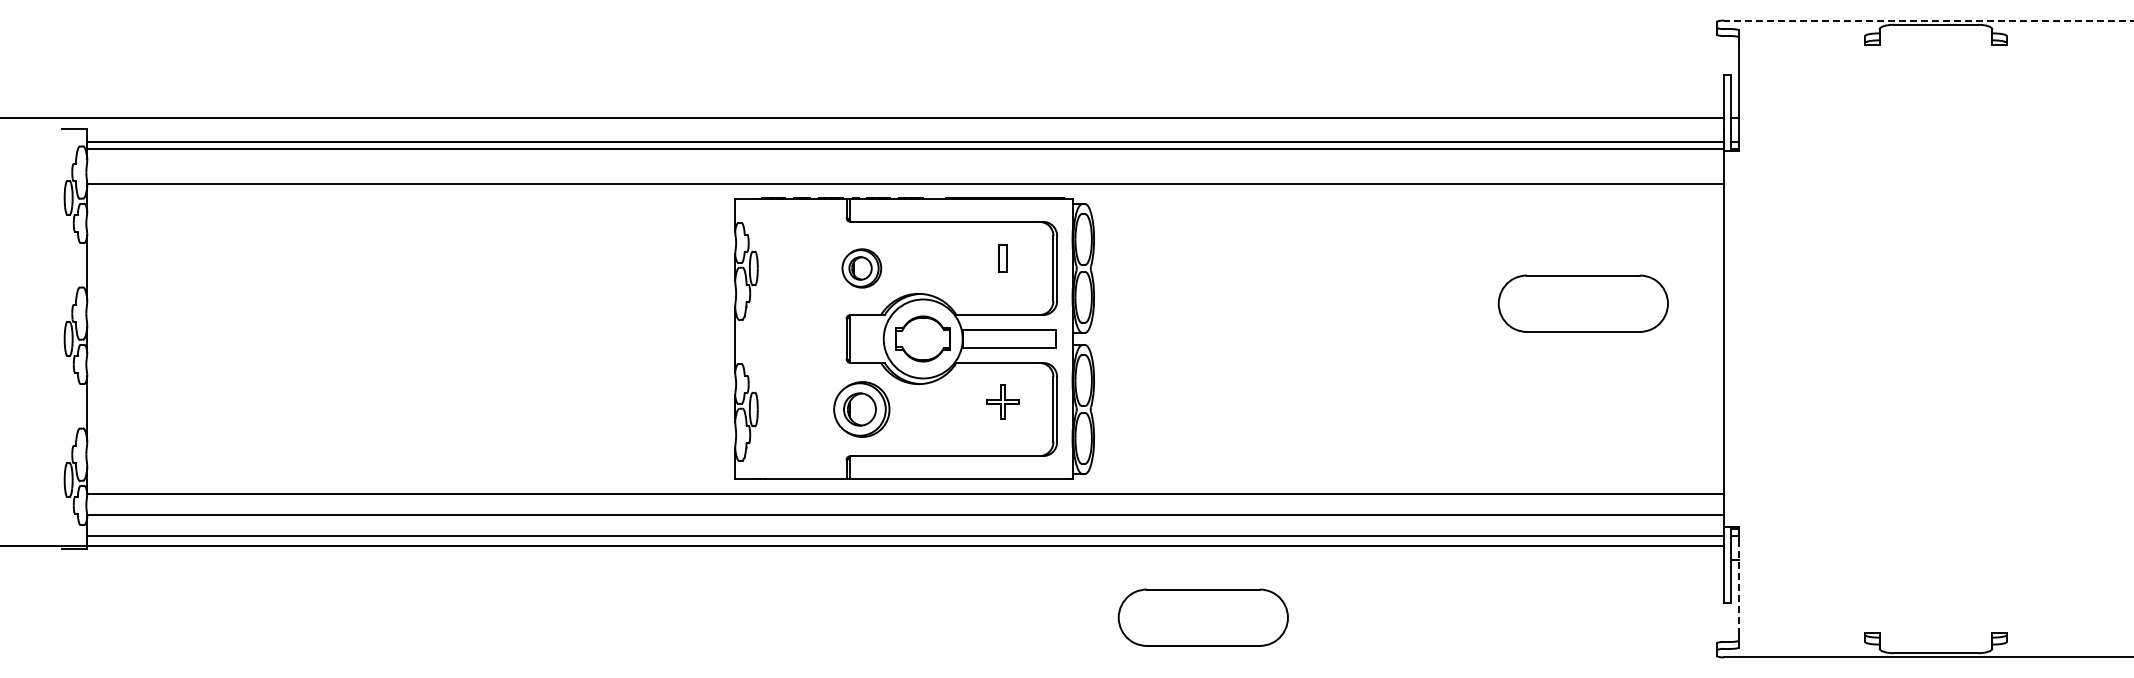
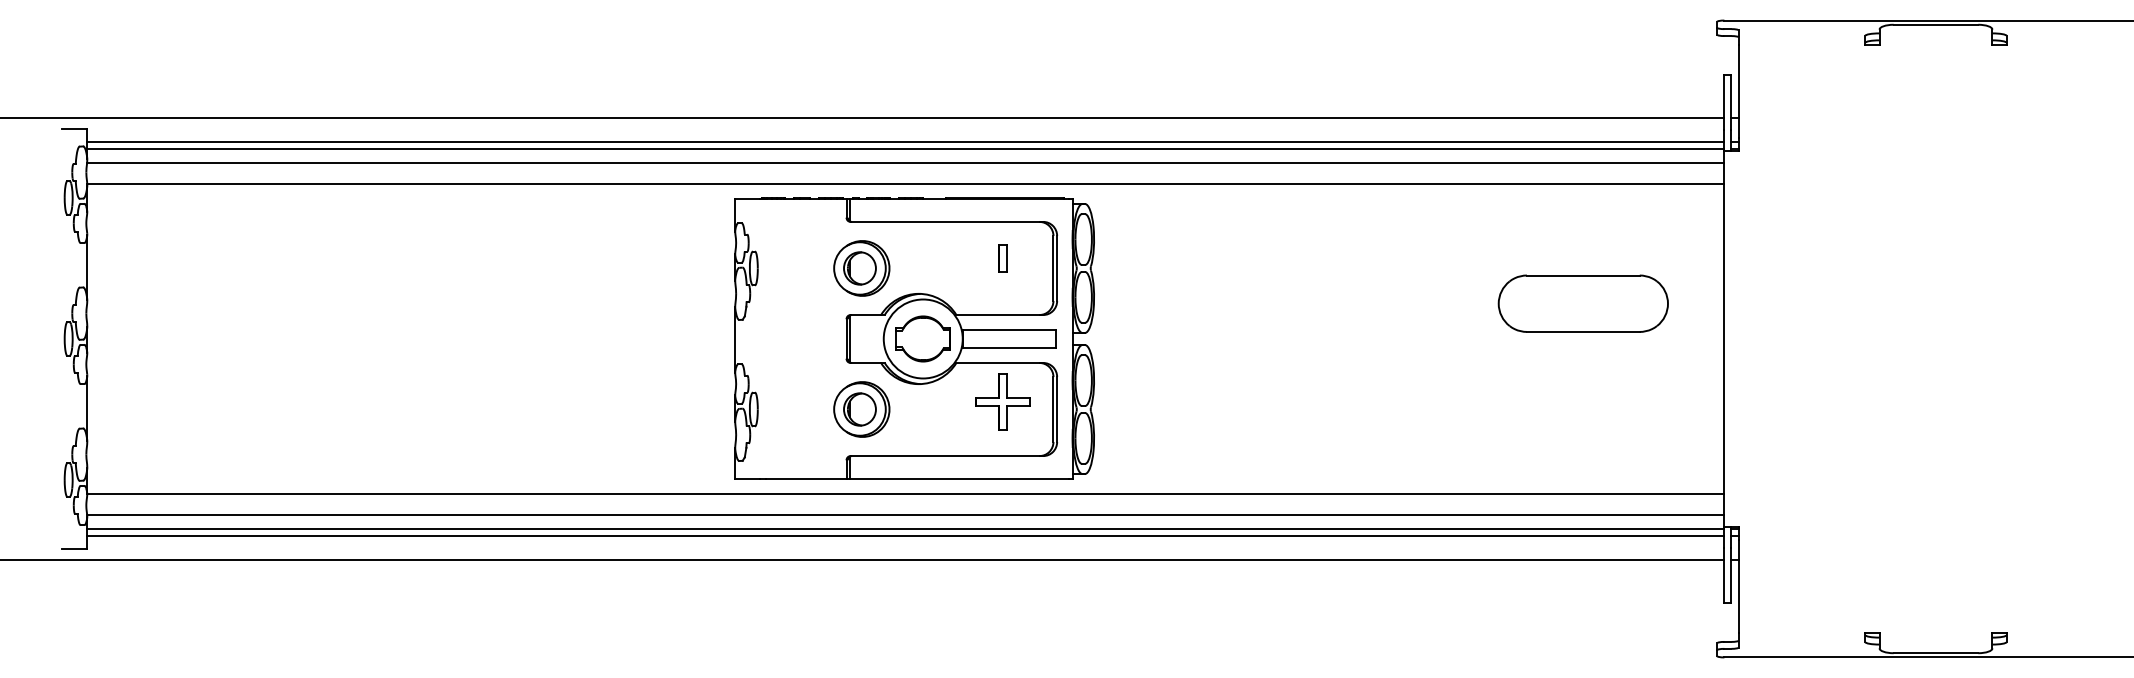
line: dashed -> solid (1929, 20)
line: none -> present (905, 162)
part size: 42x41 px -> 58x57 px (861, 268)
part size: 34x36 px -> 56x58 px (1002, 401)
line: none -> present (905, 529)
line position: (863, 546) -> (863, 560) (863, 560)
line: dashed -> solid (1738, 586)
part: present -> none (1202, 617)
